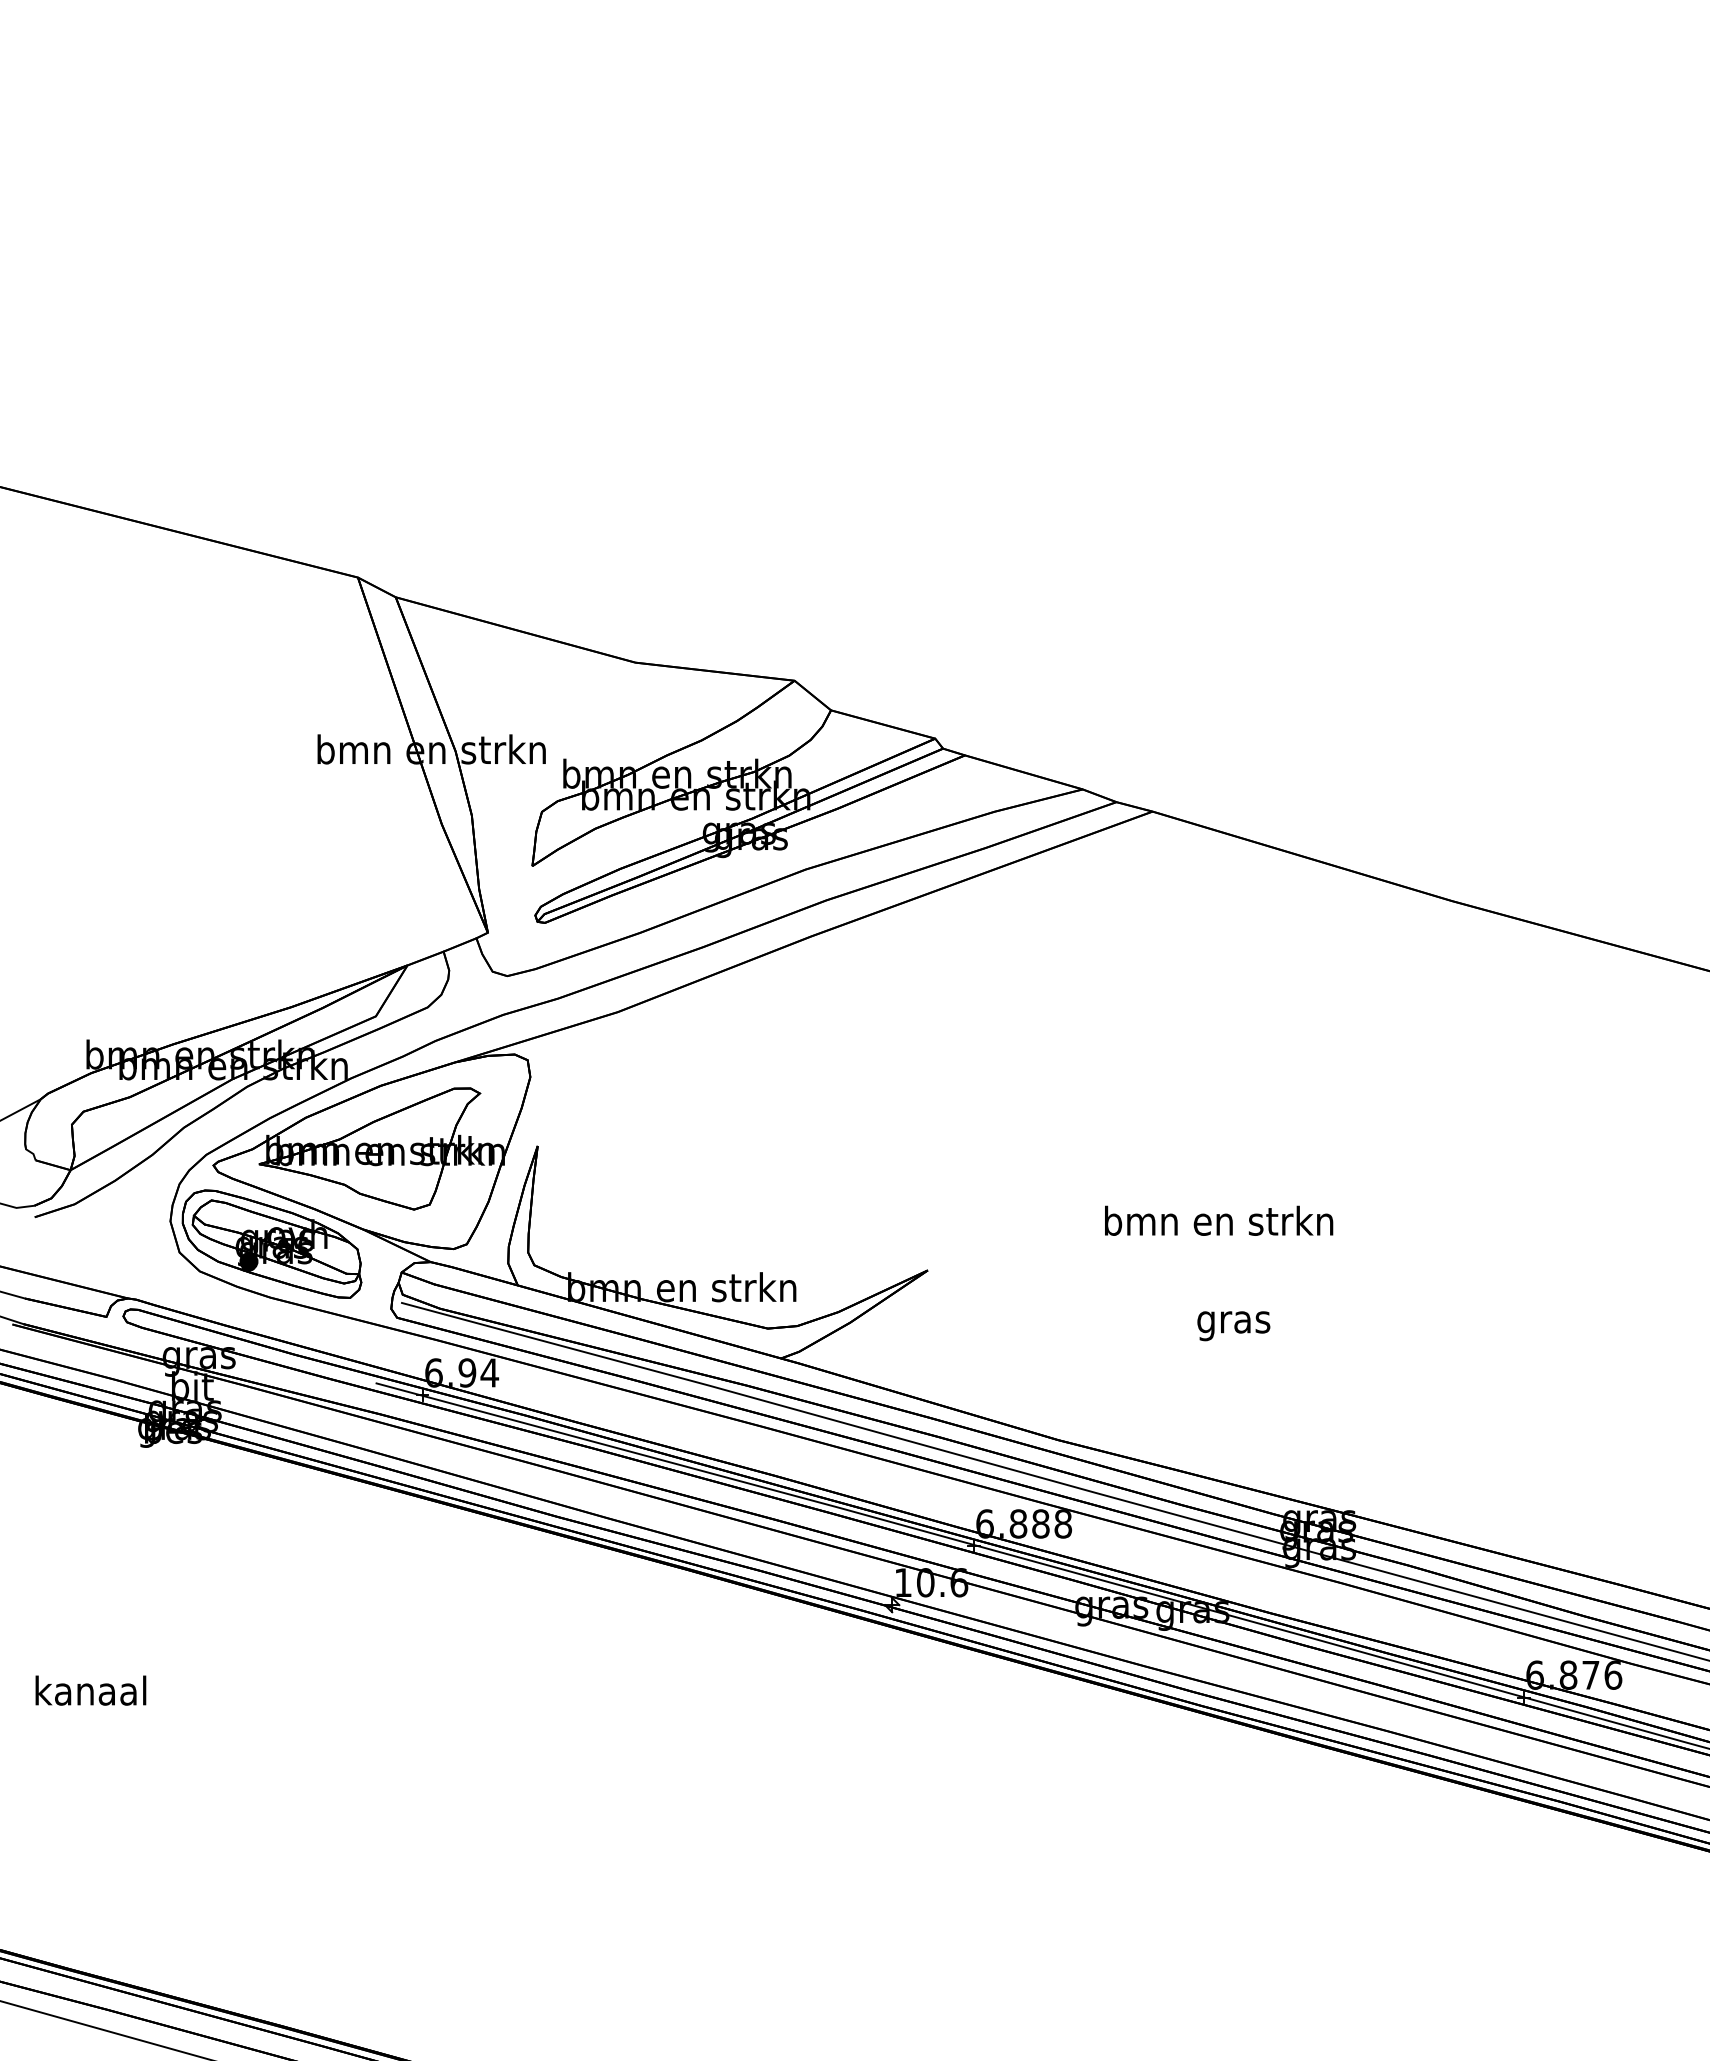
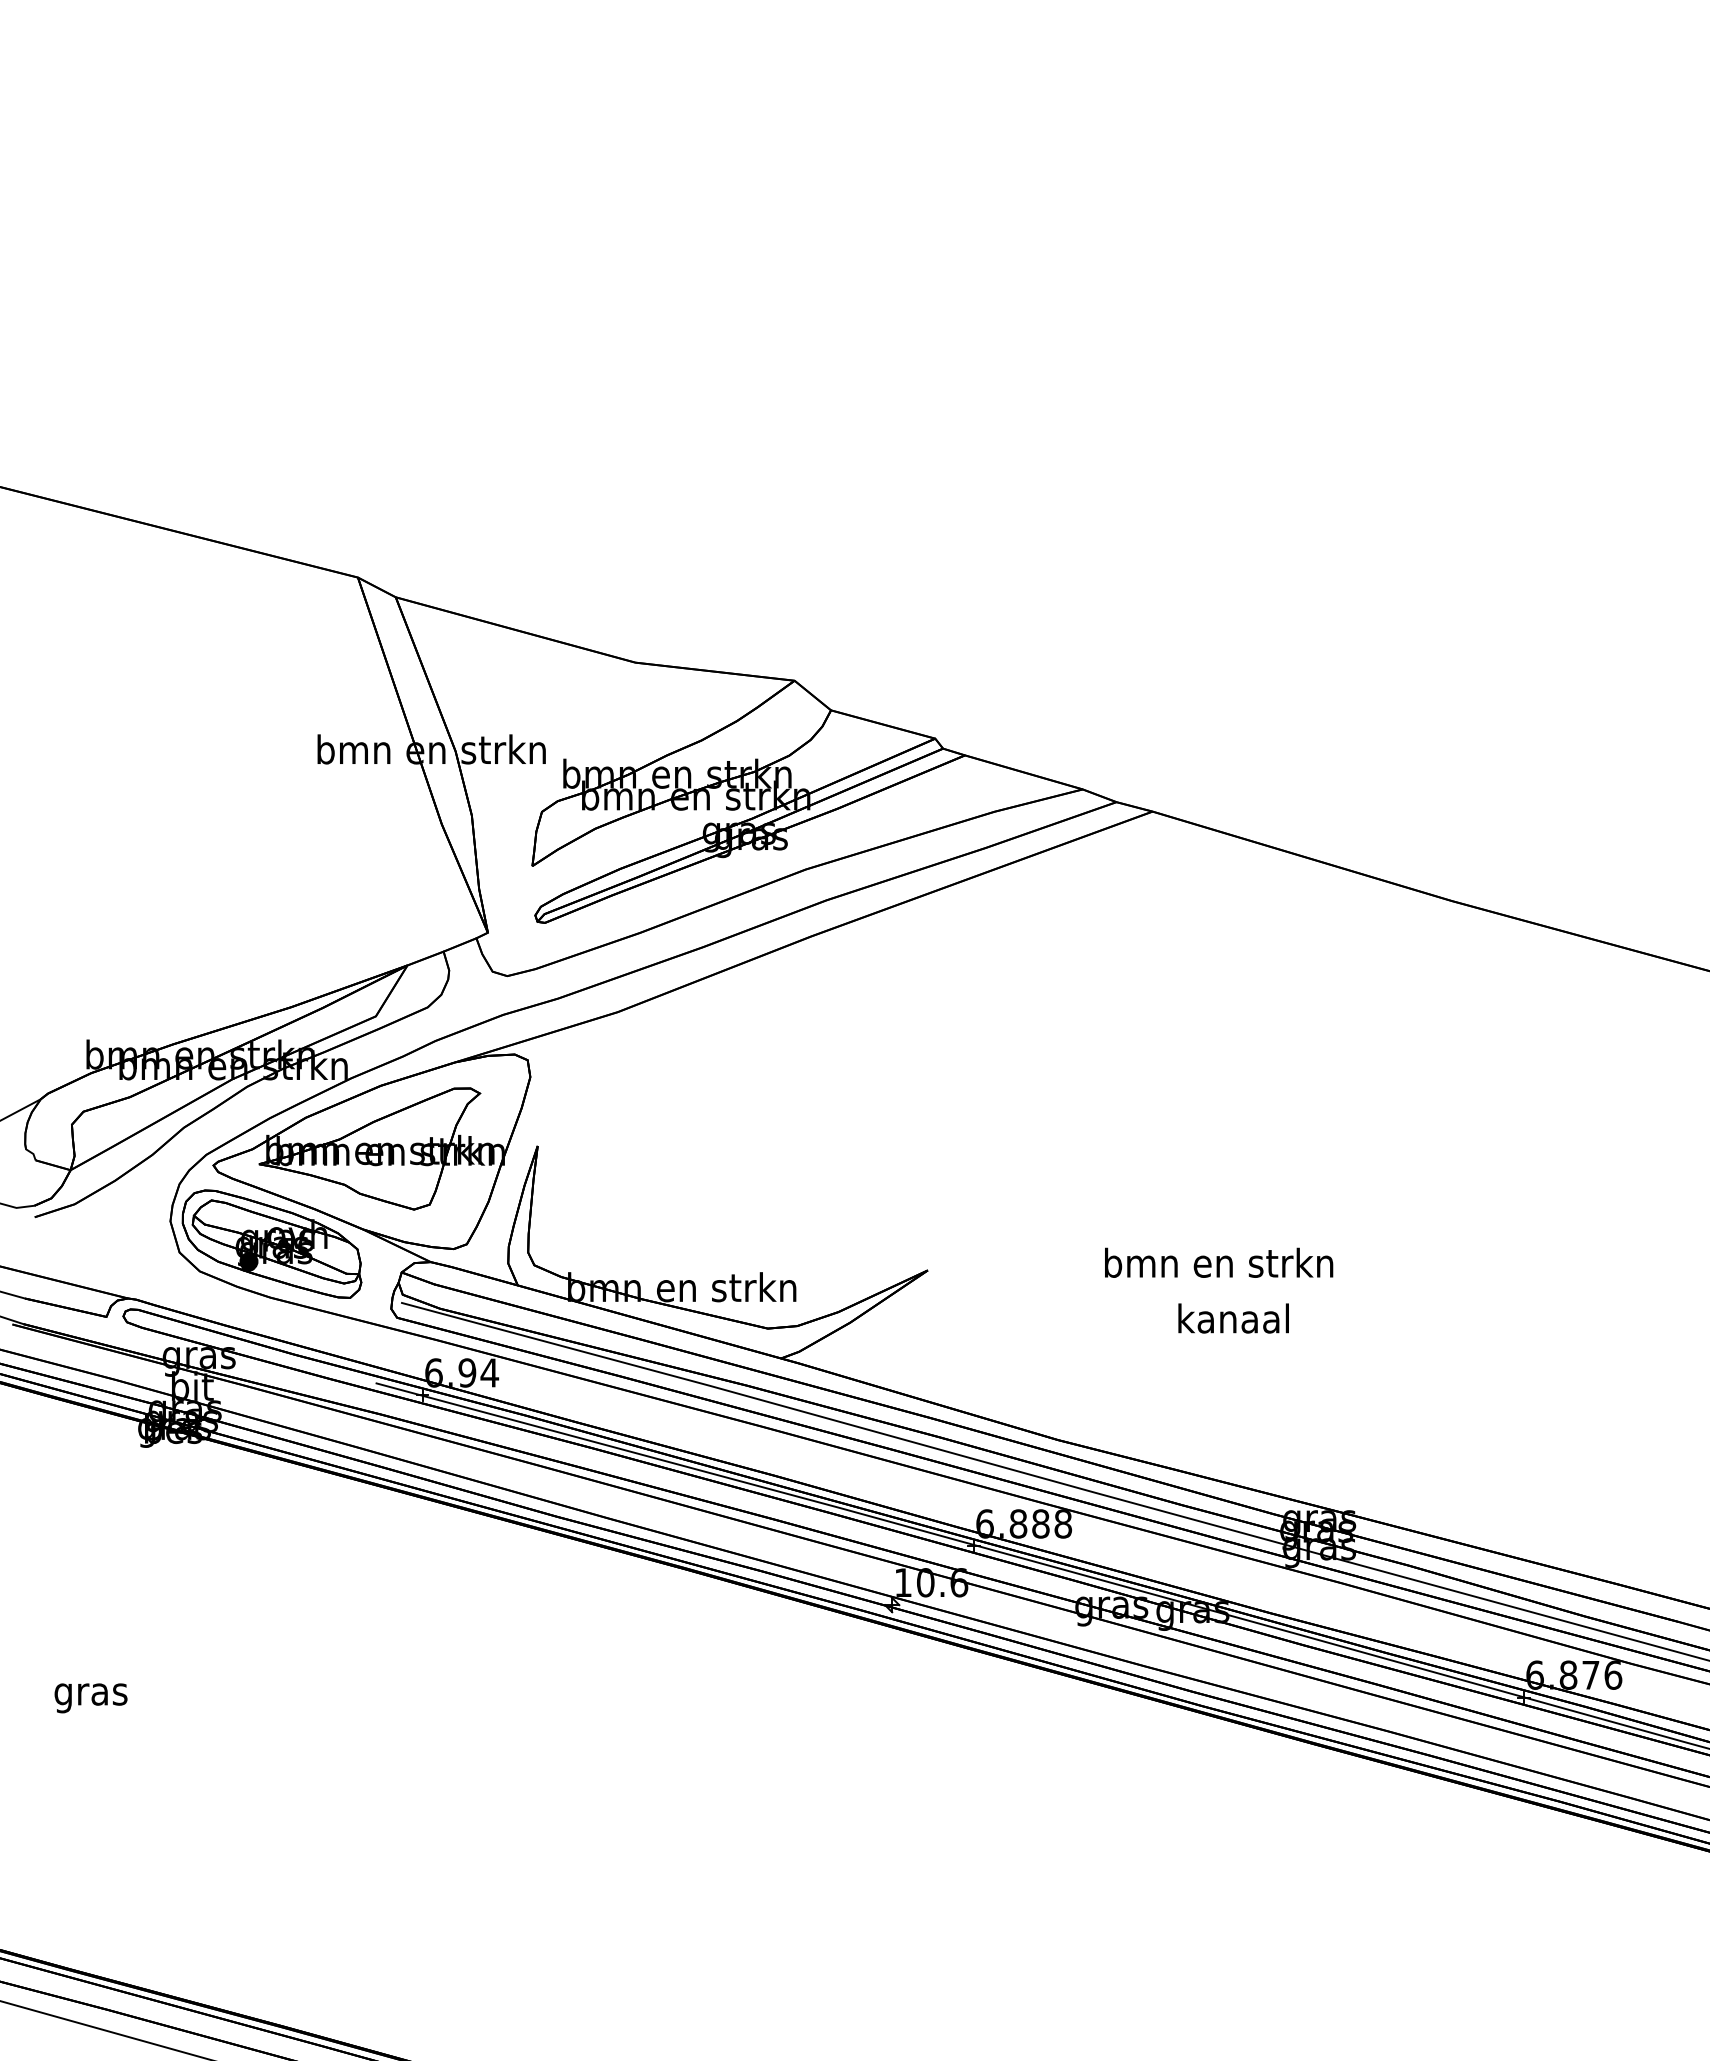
text position: (1219, 1220) -> (1219, 1262) (1219, 1262)
text: gras -> kanaal (1233, 1322)
text: kanaal -> gras (90, 1694)
